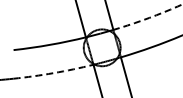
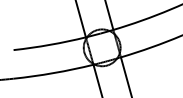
arc: dashed -> solid (148, 18)
arc: dashed -> solid (53, 73)
